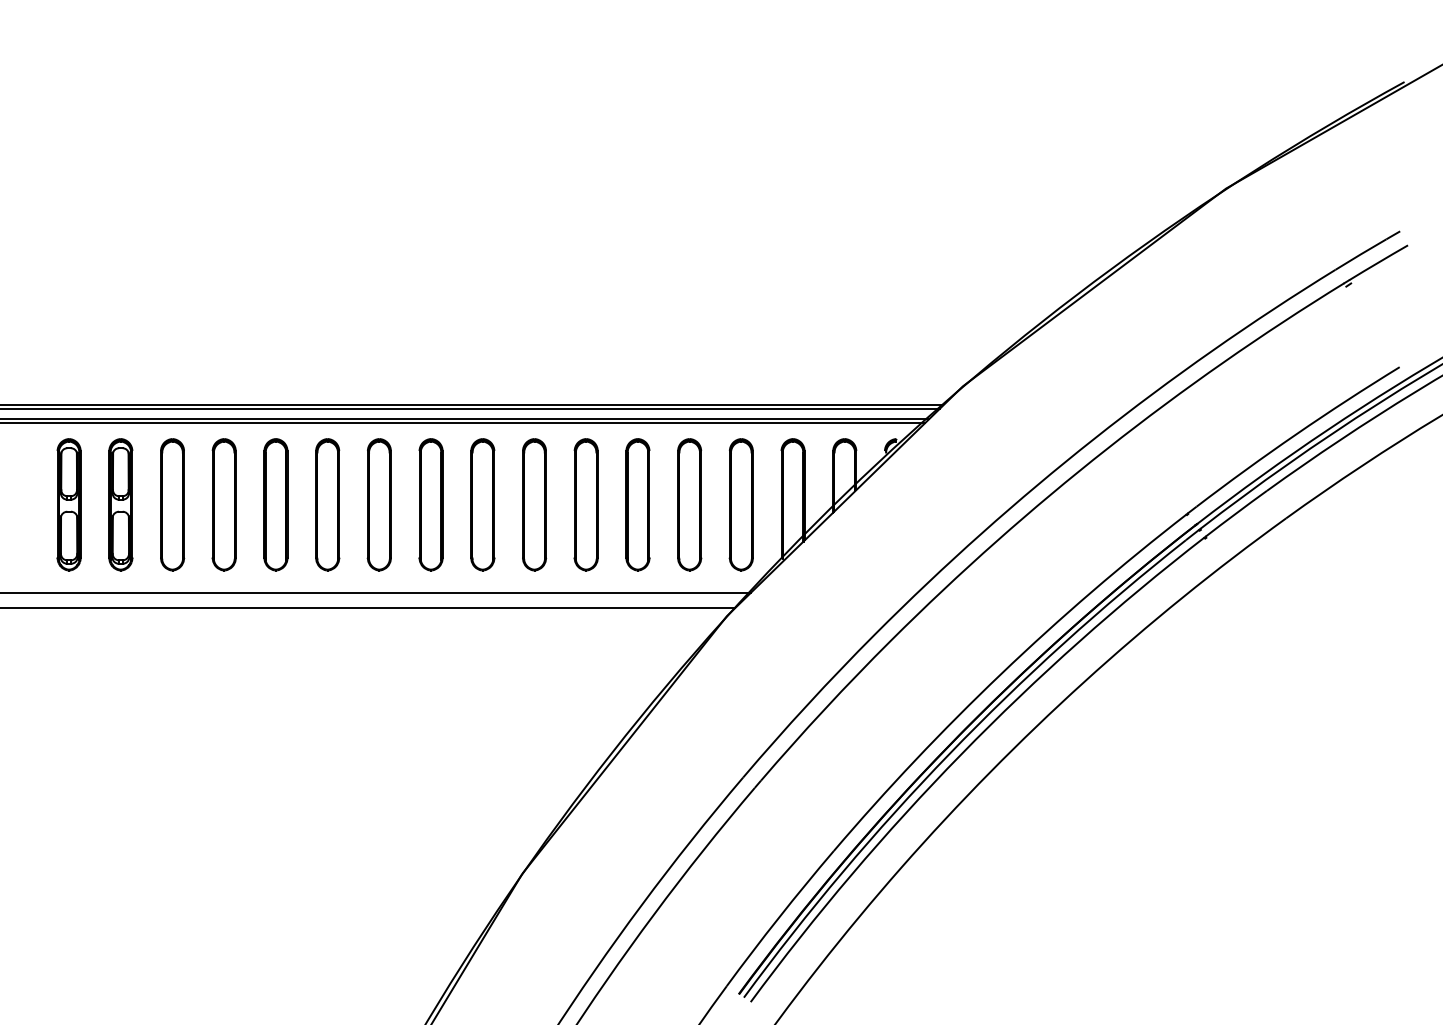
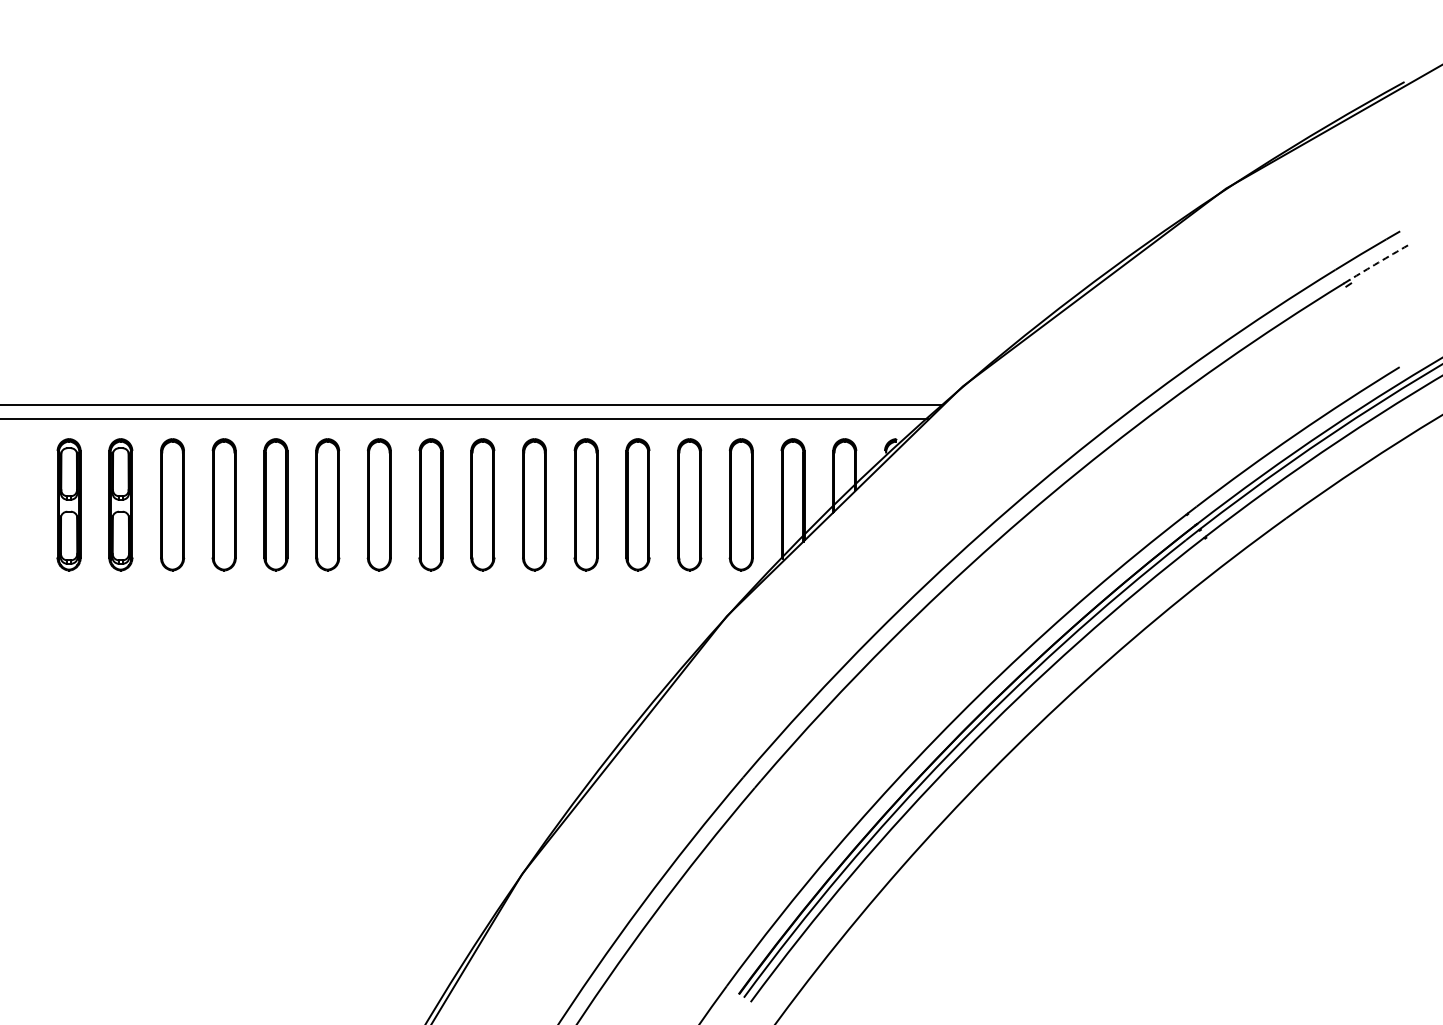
arc: solid -> dashed (1378, 262)
line: present -> none (470, 409)
line: present -> none (463, 423)
line: present -> none (376, 593)
line: present -> none (368, 607)
